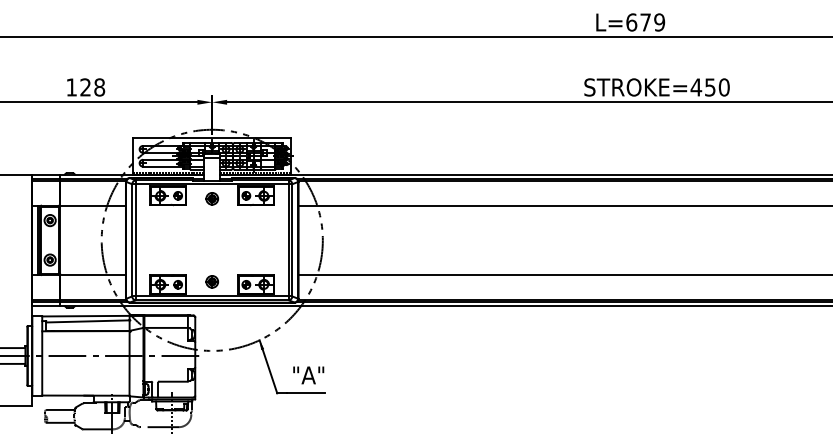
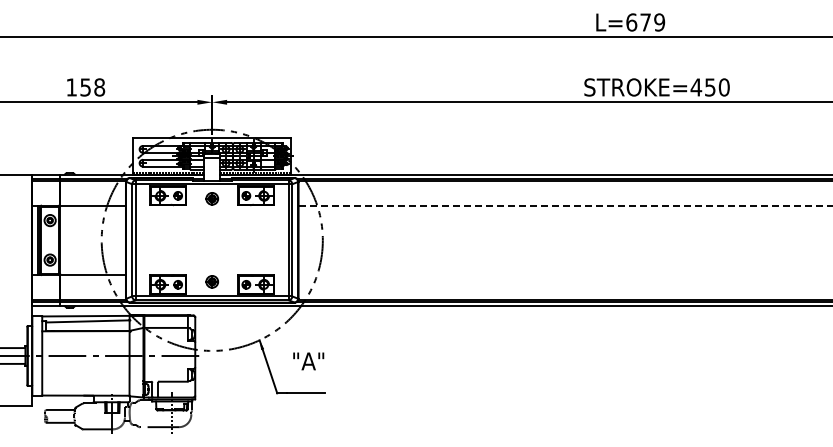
text: 128 -> 158 (85, 87)
line: solid -> dashed (565, 205)
line: present -> none (563, 274)
text position: (308, 375) -> (308, 361) (308, 361)
